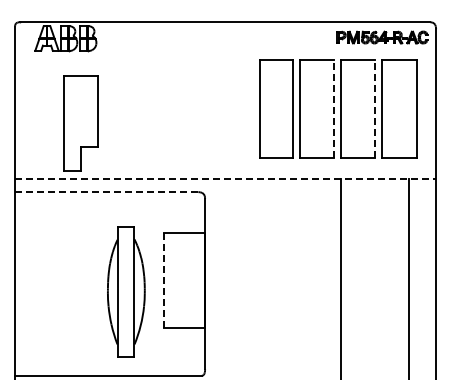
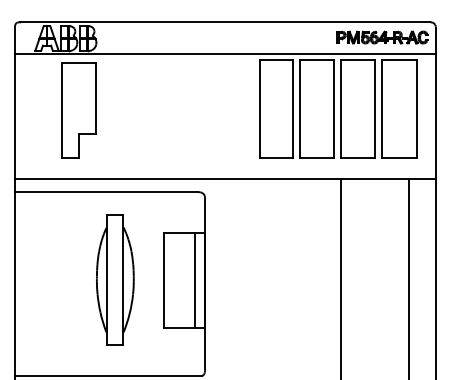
line: none -> present (225, 53)
line: dashed -> solid (334, 109)
line: dashed -> solid (375, 109)
part position: (80, 123) -> (78, 110) (78, 110)
line: dashed -> solid (225, 178)
line: dashed -> solid (106, 192)
line: dashed -> solid (164, 280)
line: none -> present (194, 280)
part position: (126, 291) -> (115, 279) (115, 279)
